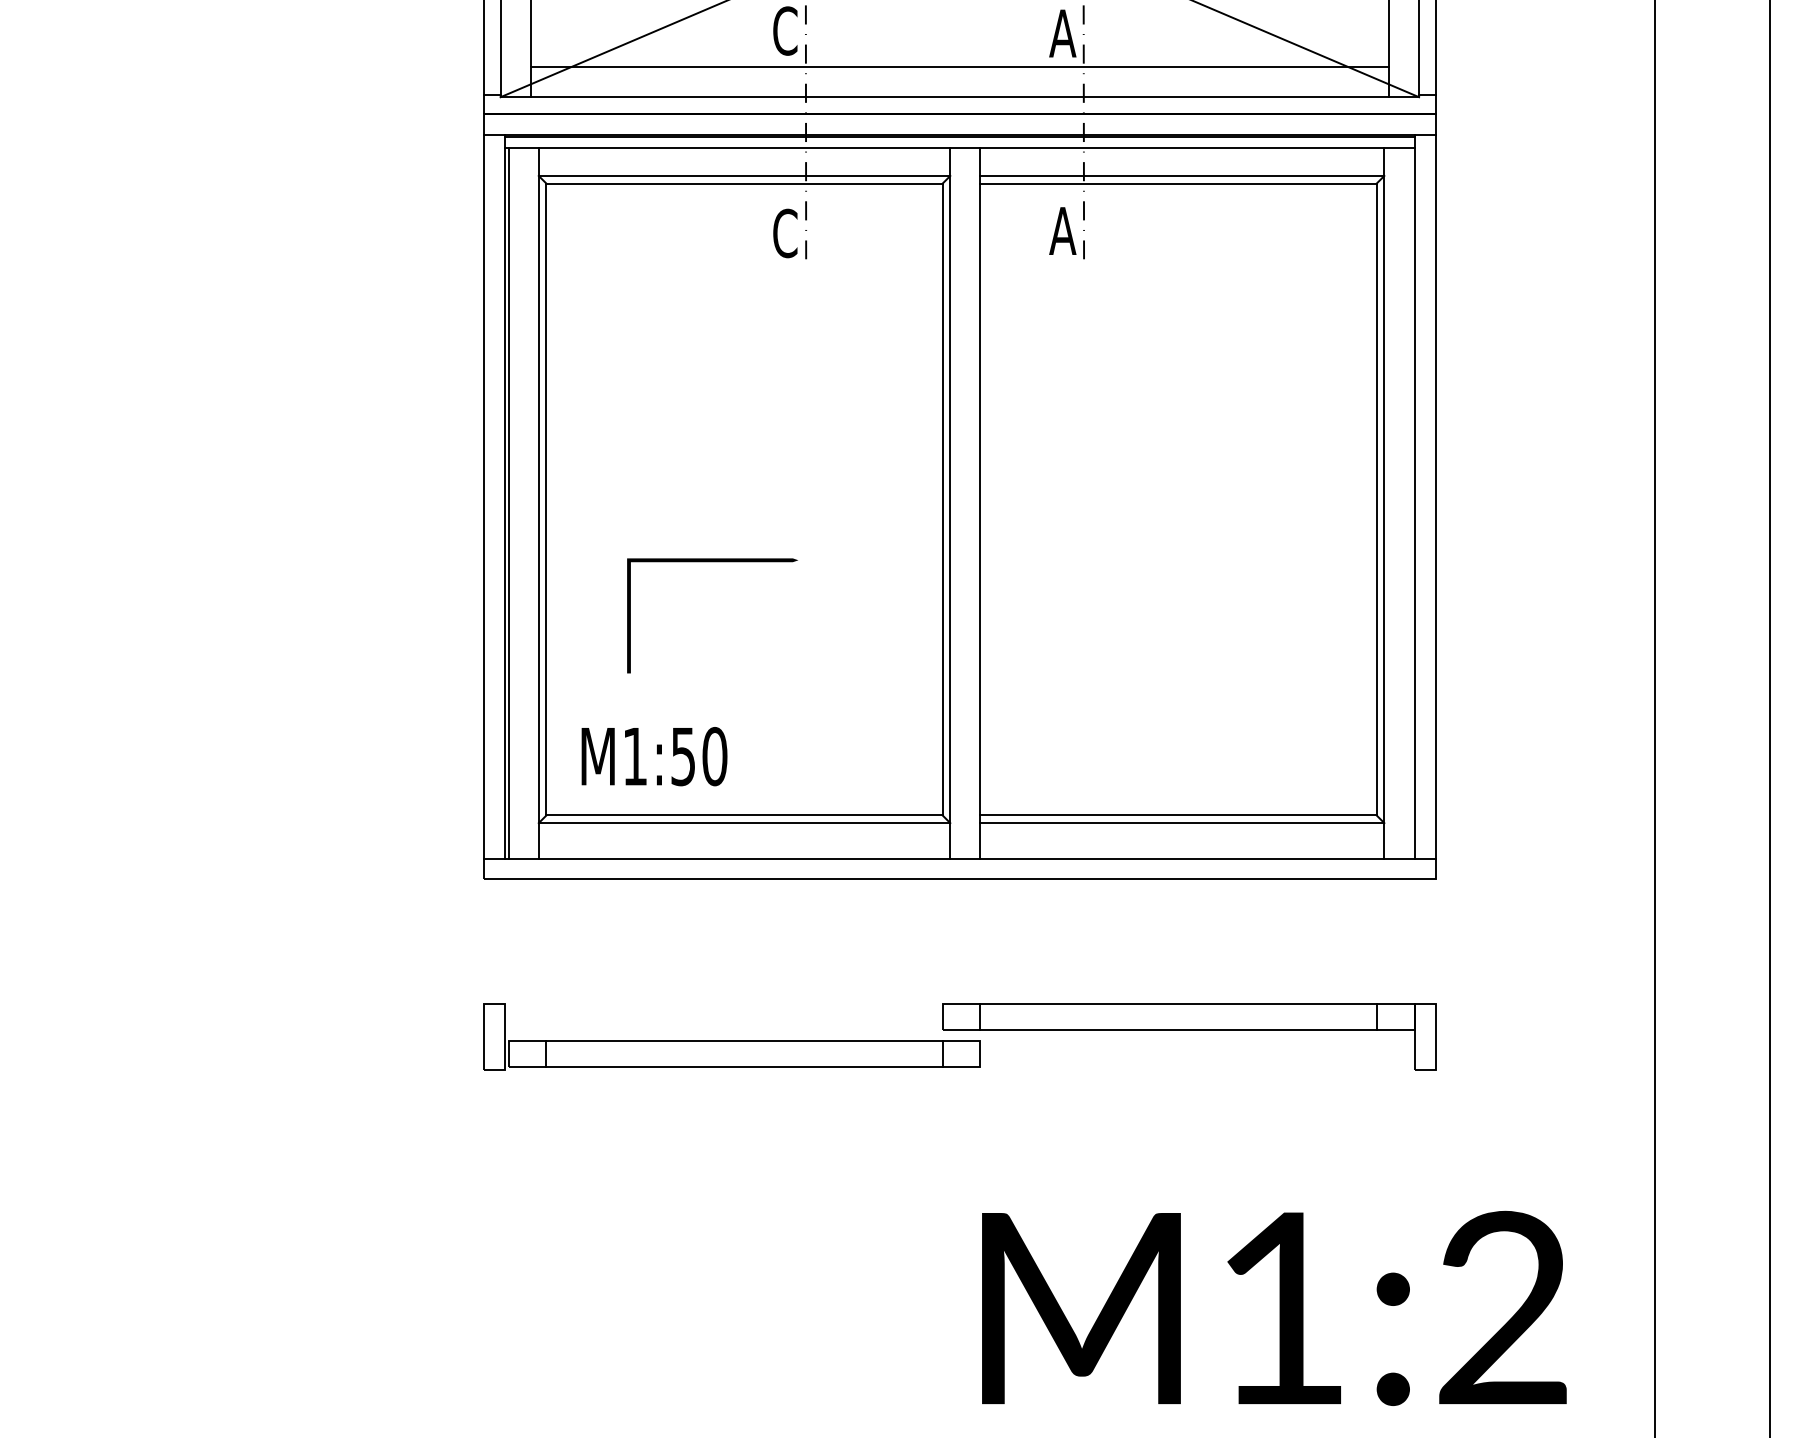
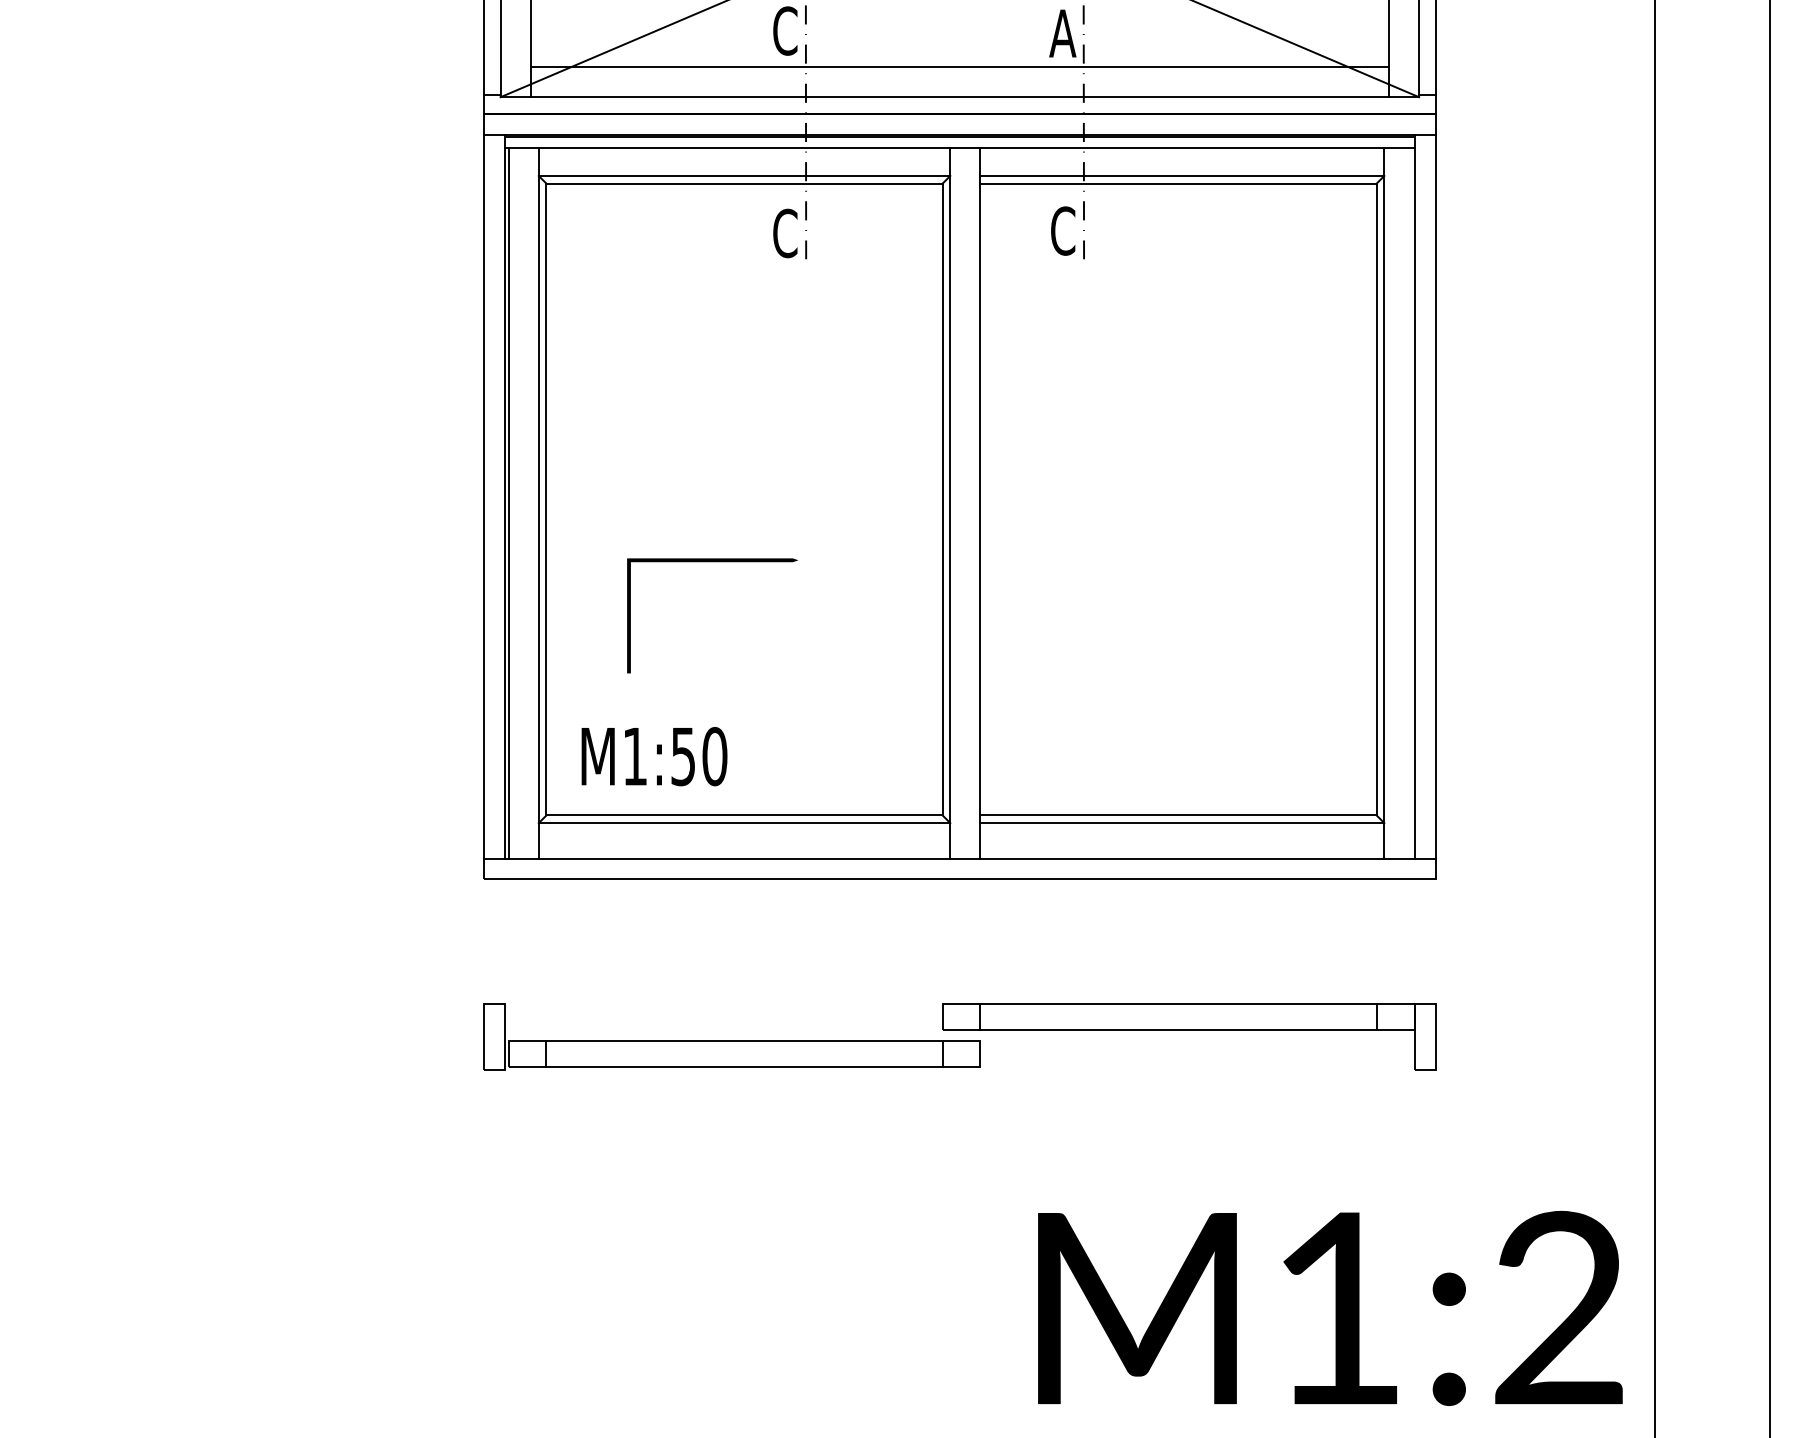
text: A -> C (1062, 230)
text position: (1274, 1307) -> (1330, 1307) (1330, 1307)
